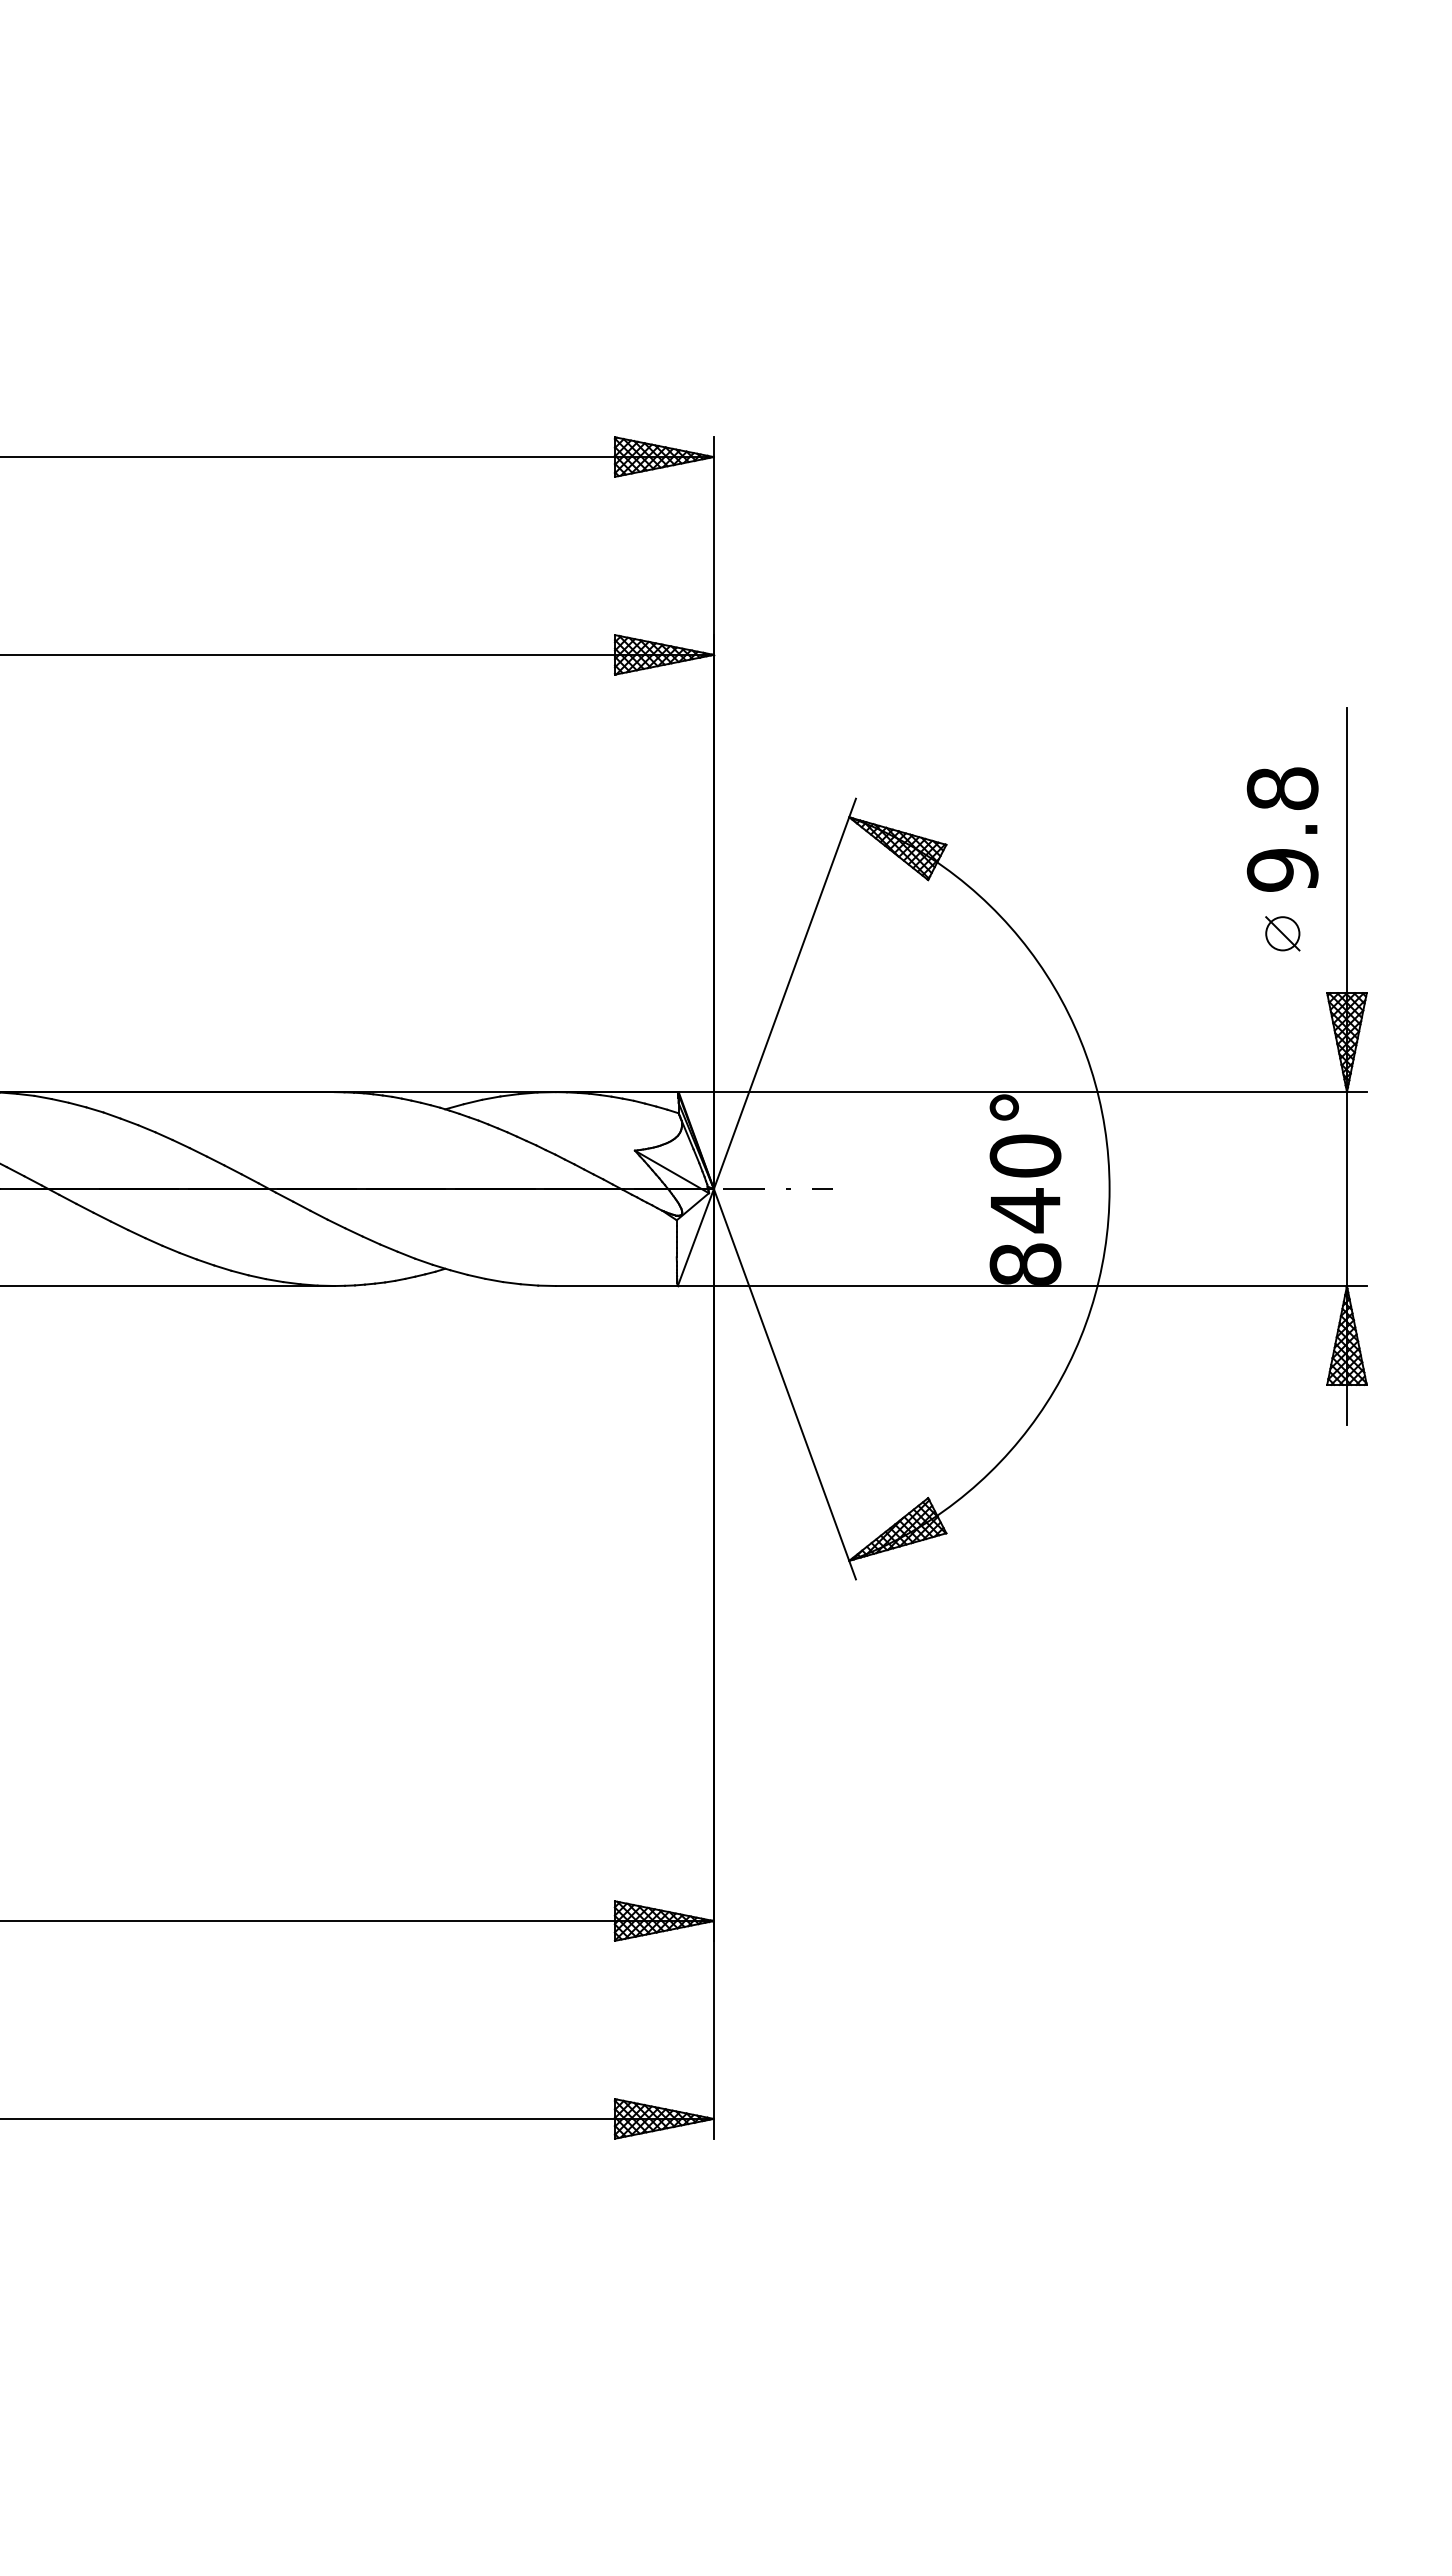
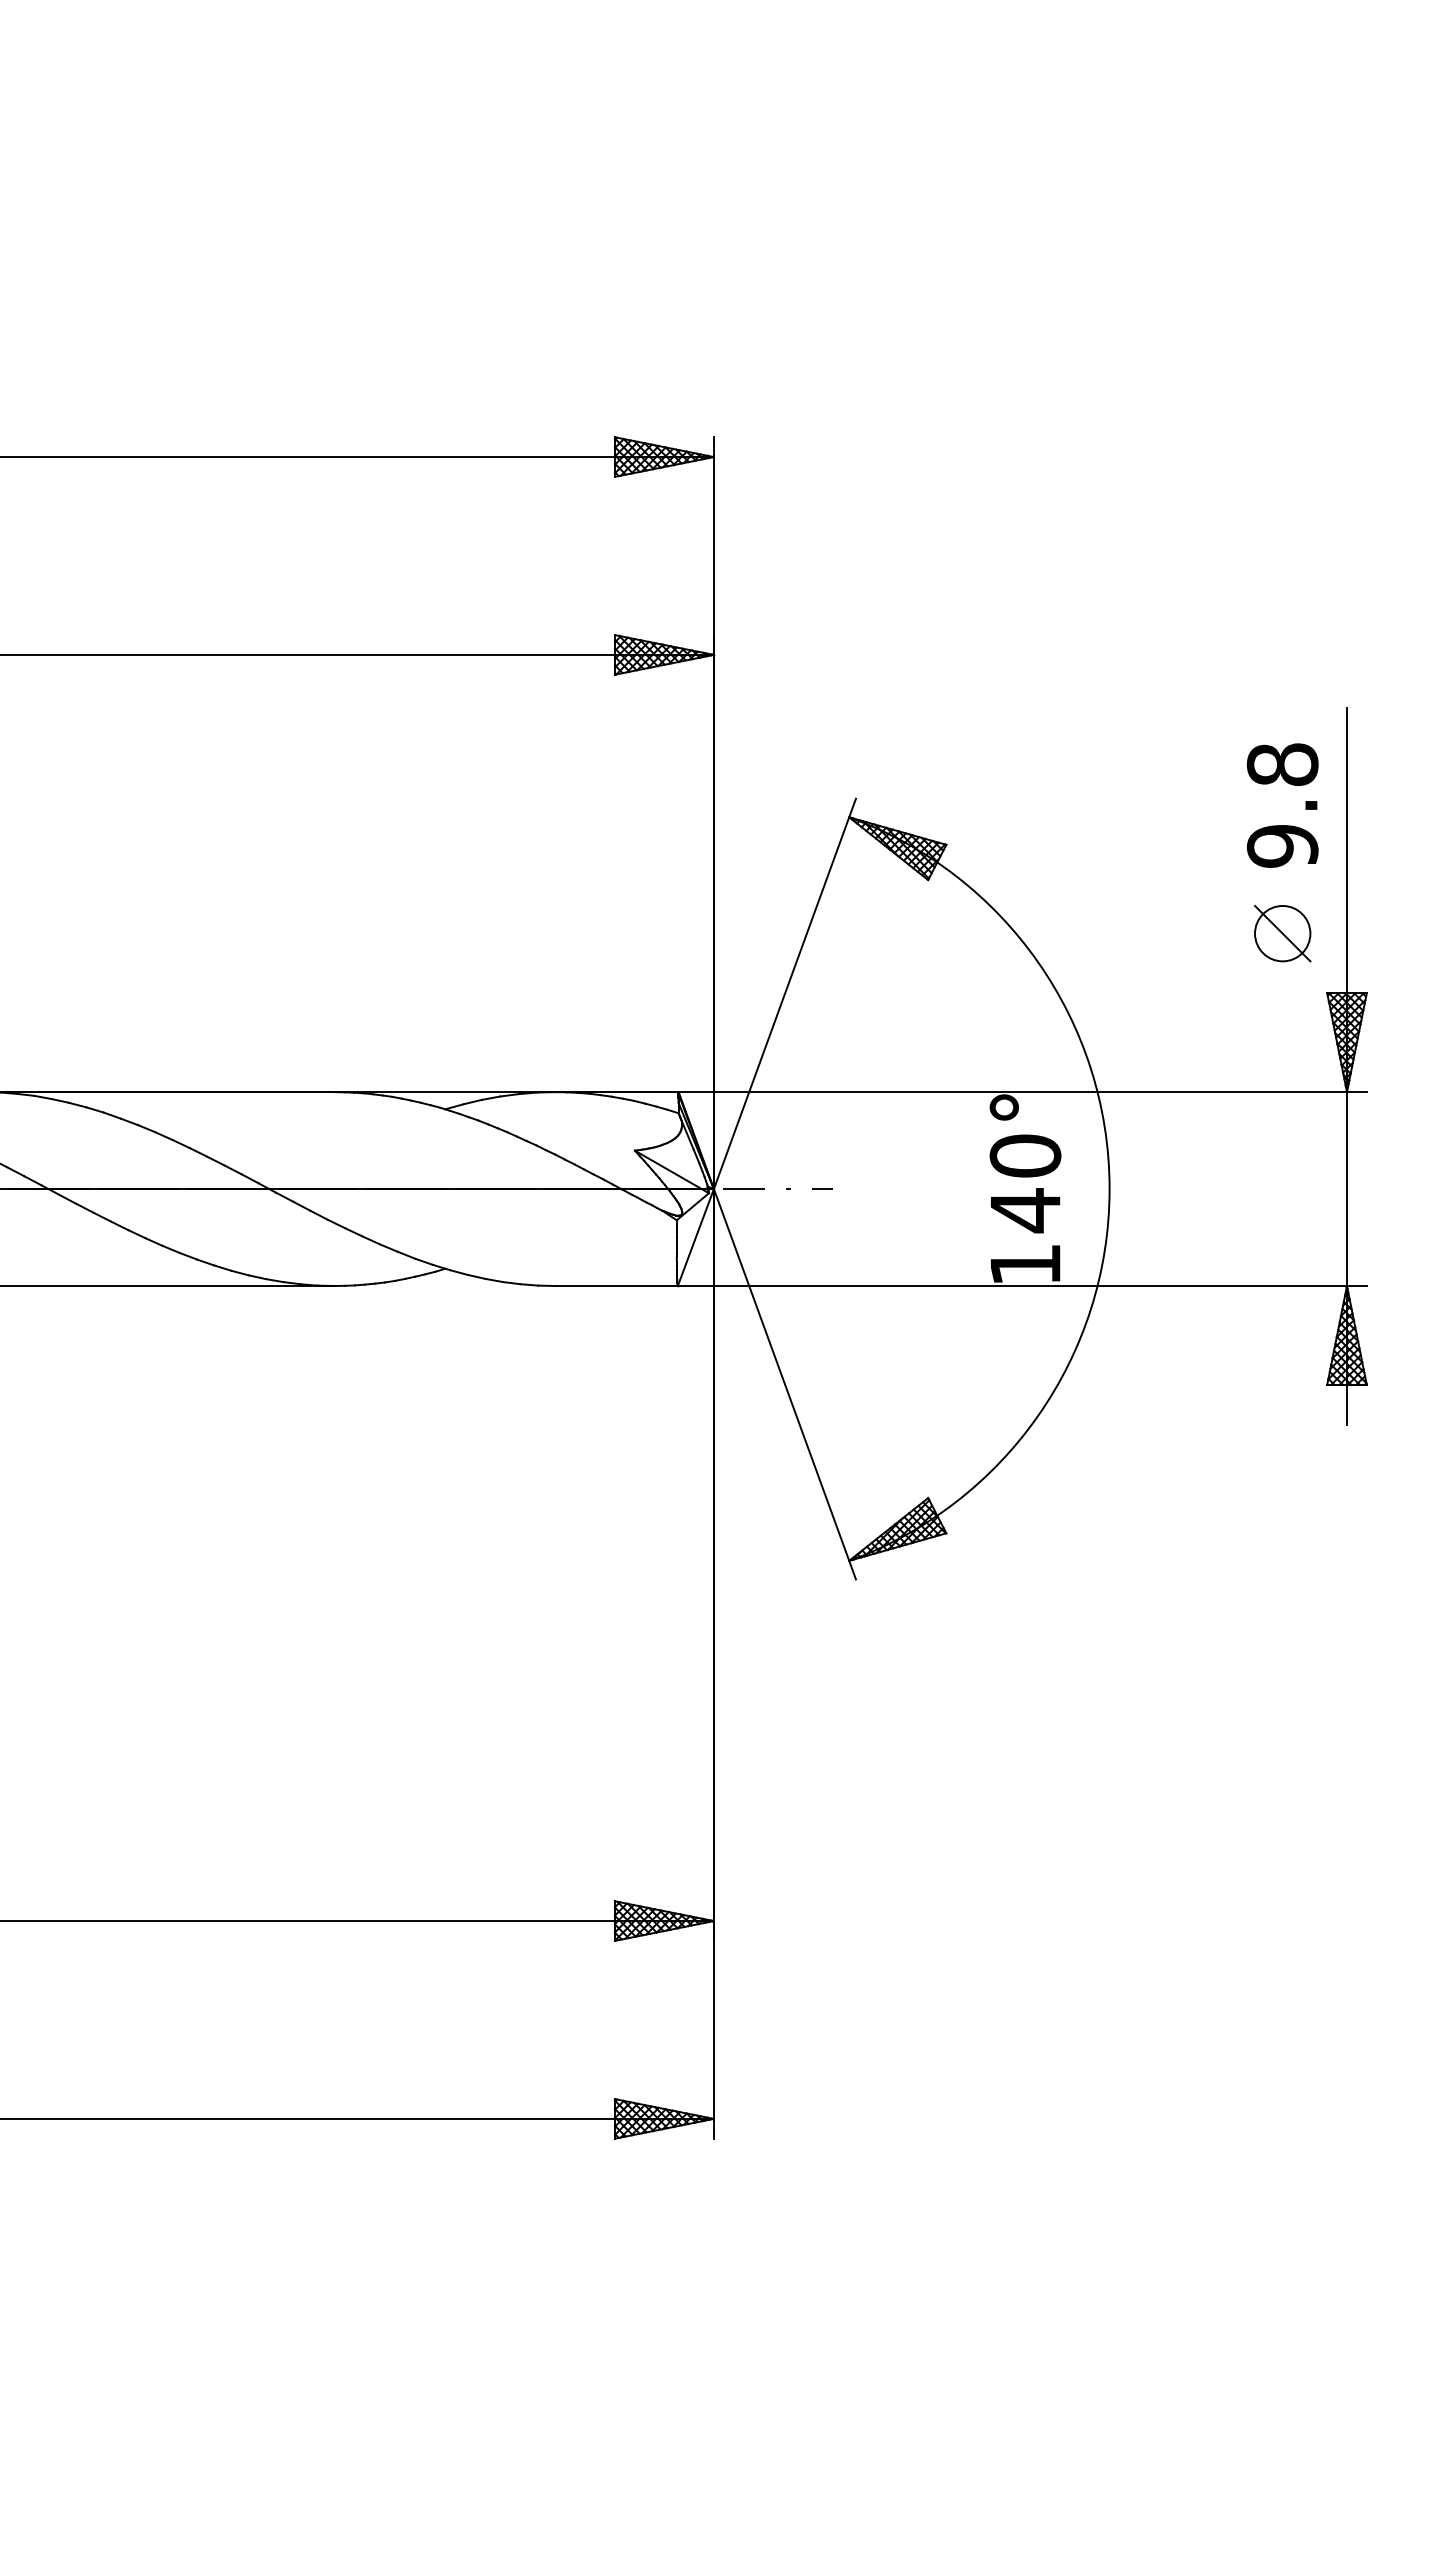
text position: (1282, 829) -> (1282, 805) (1282, 805)
part size: 36x36 px -> 58x58 px (1282, 933)
text: 840° -> 140° (1025, 1263)
